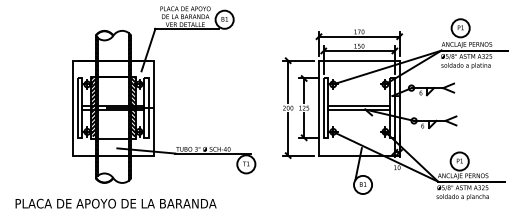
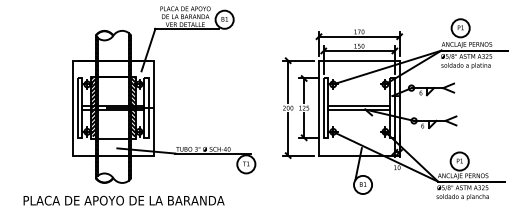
text position: (115, 203) -> (123, 200) (123, 200)
